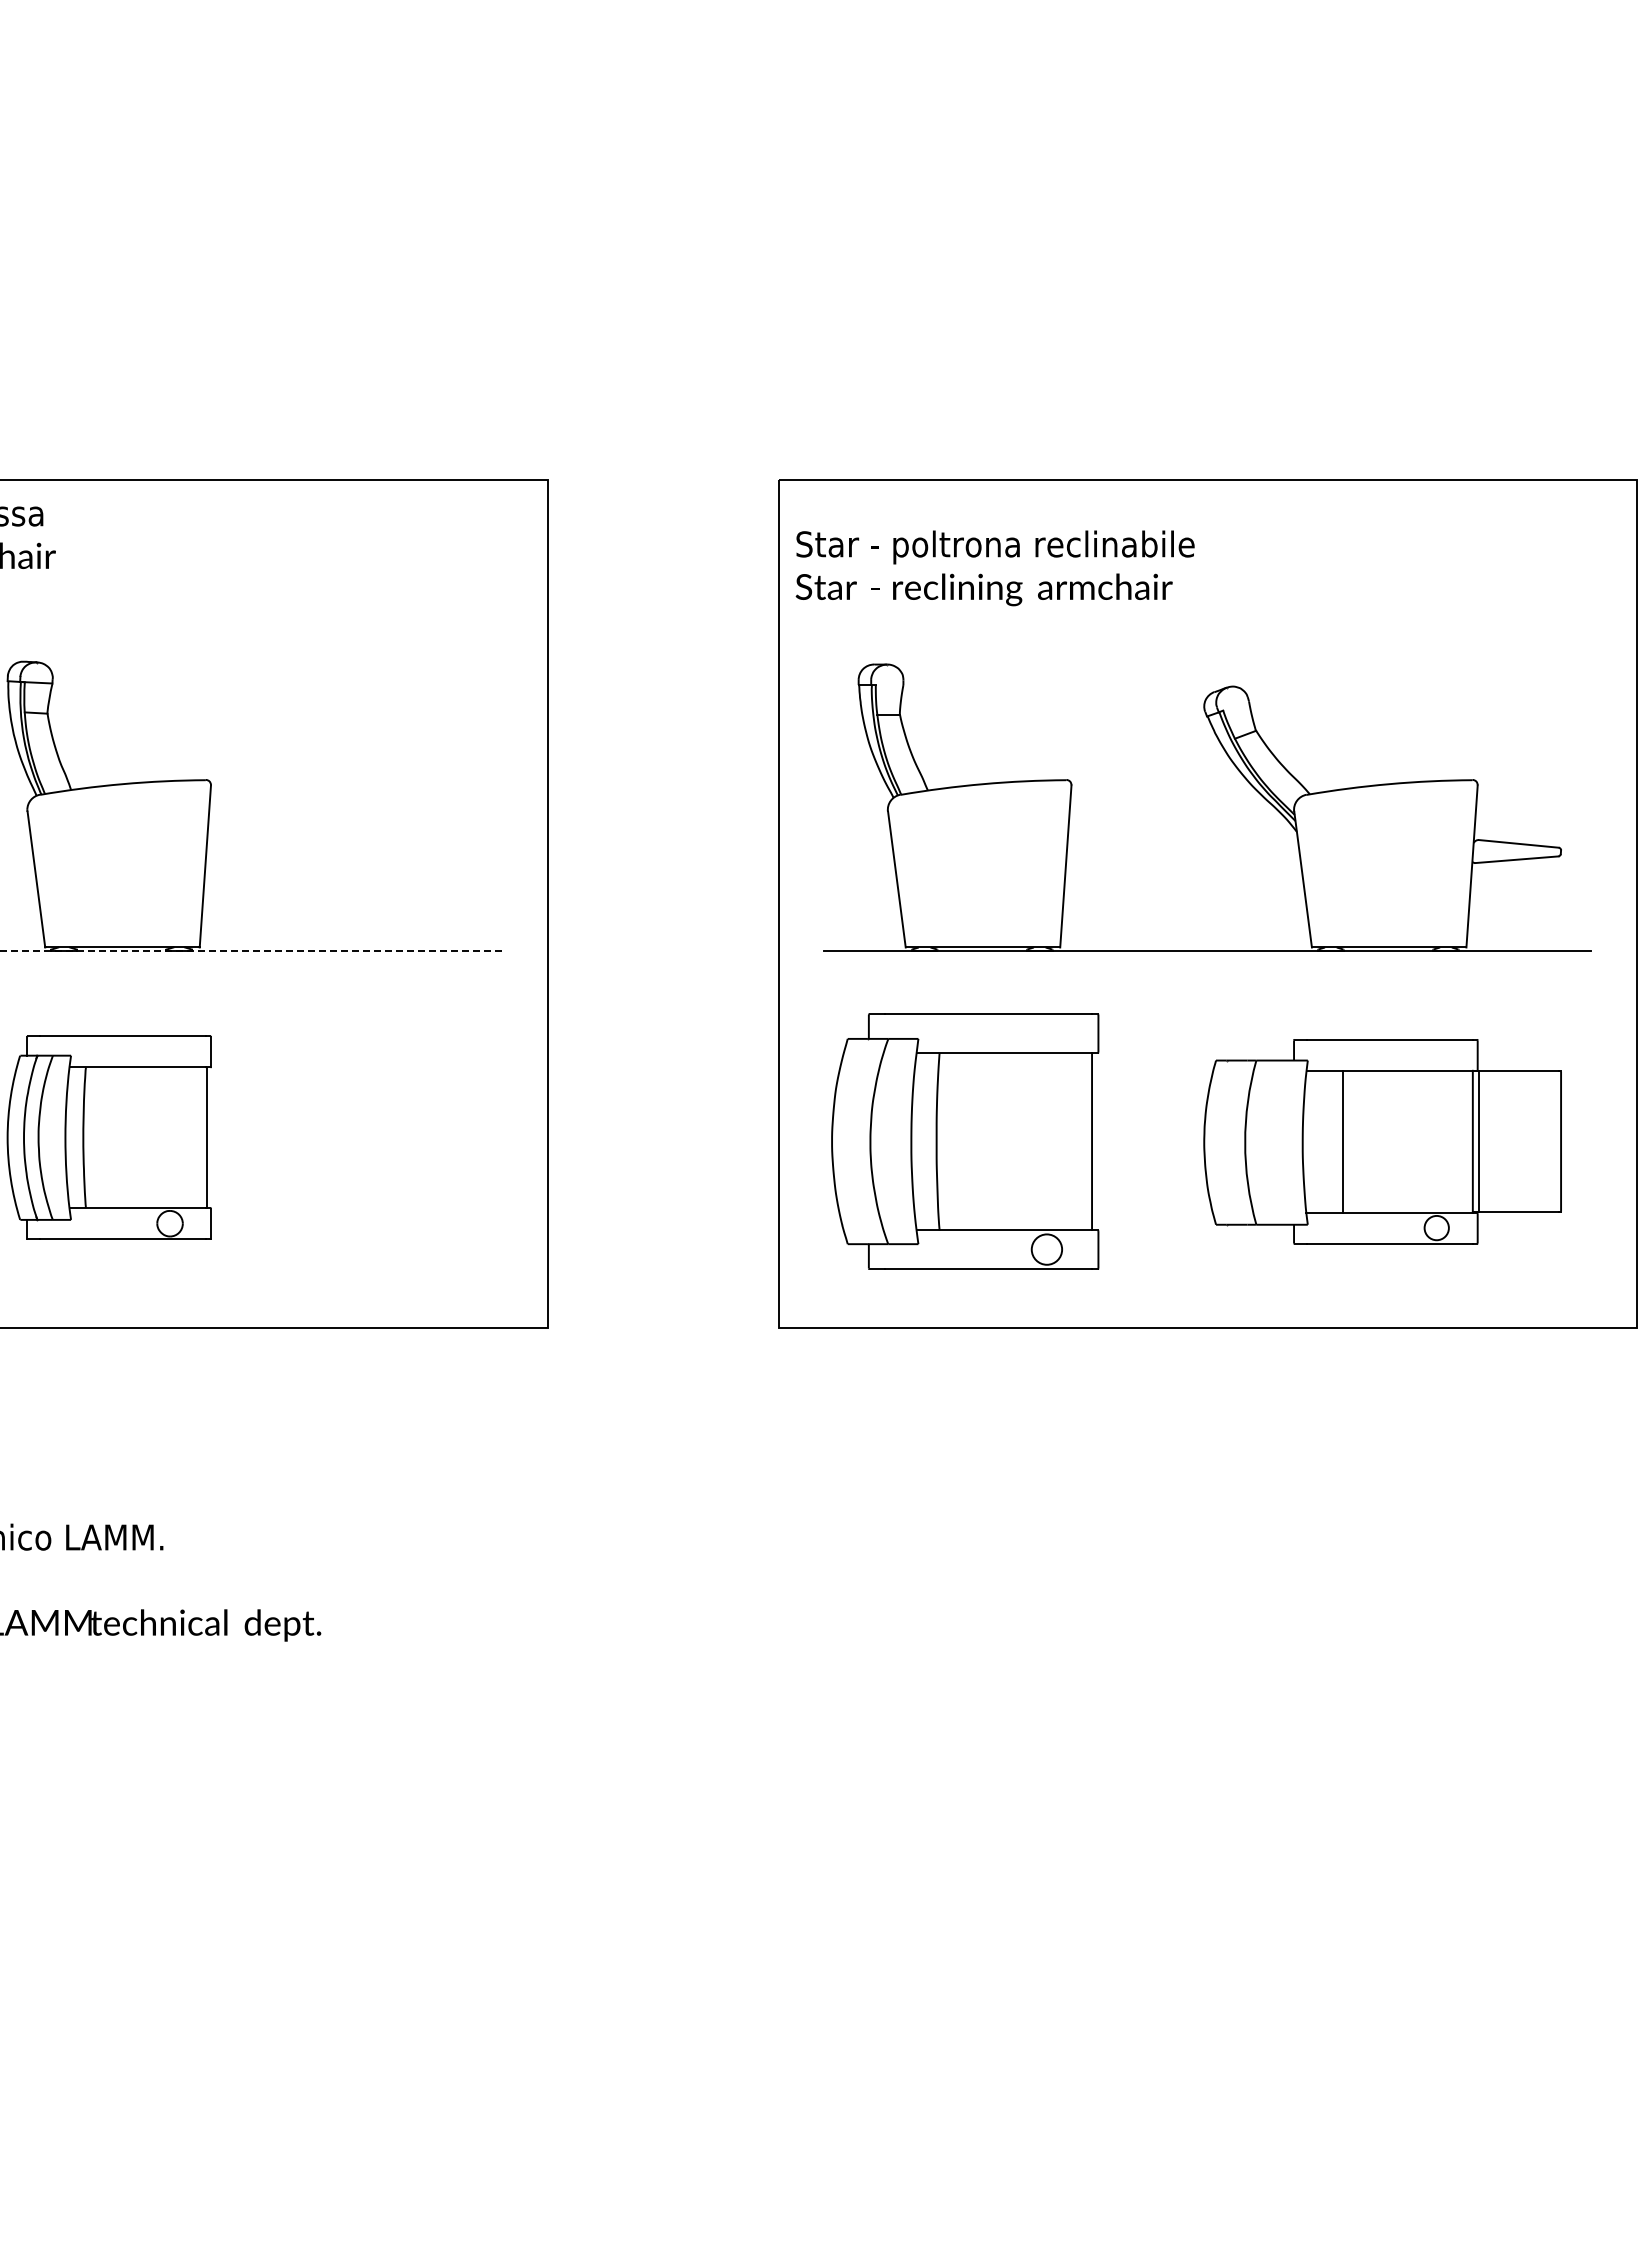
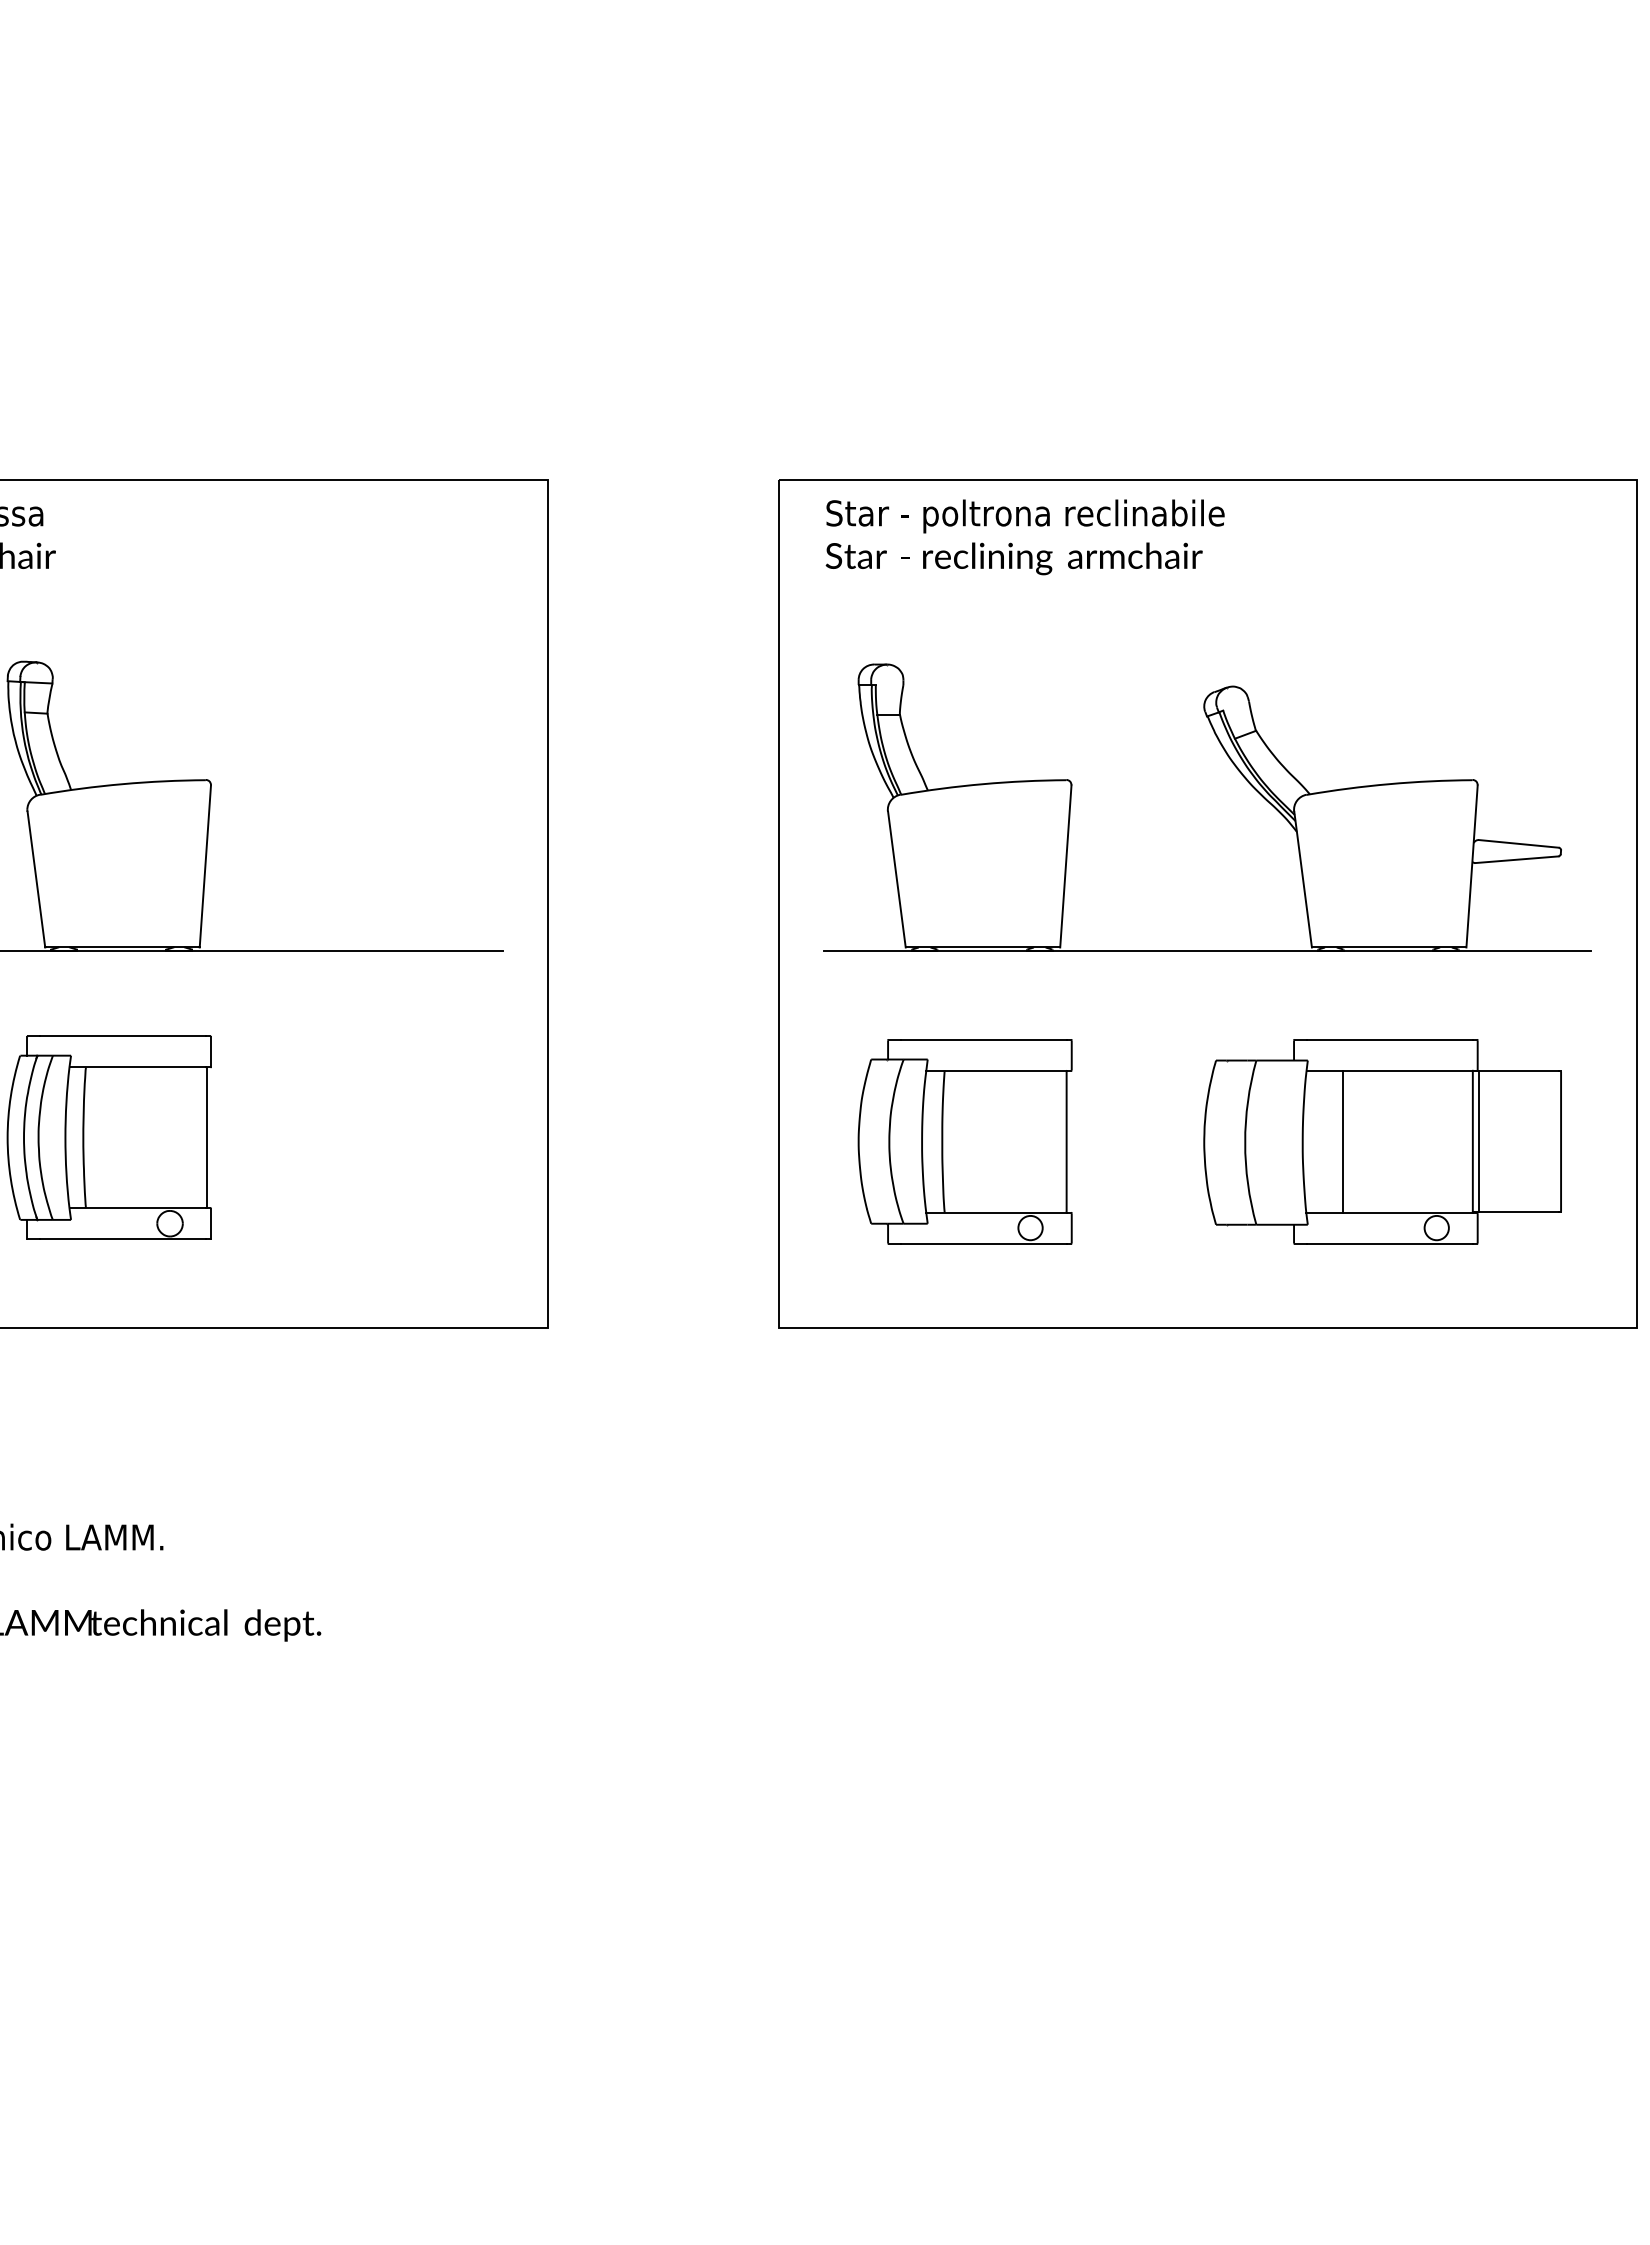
text position: (994, 568) -> (1024, 537) (1024, 537)
line: dashed -> solid (251, 951)
part size: 269x257 px -> 216x206 px (964, 1141)
